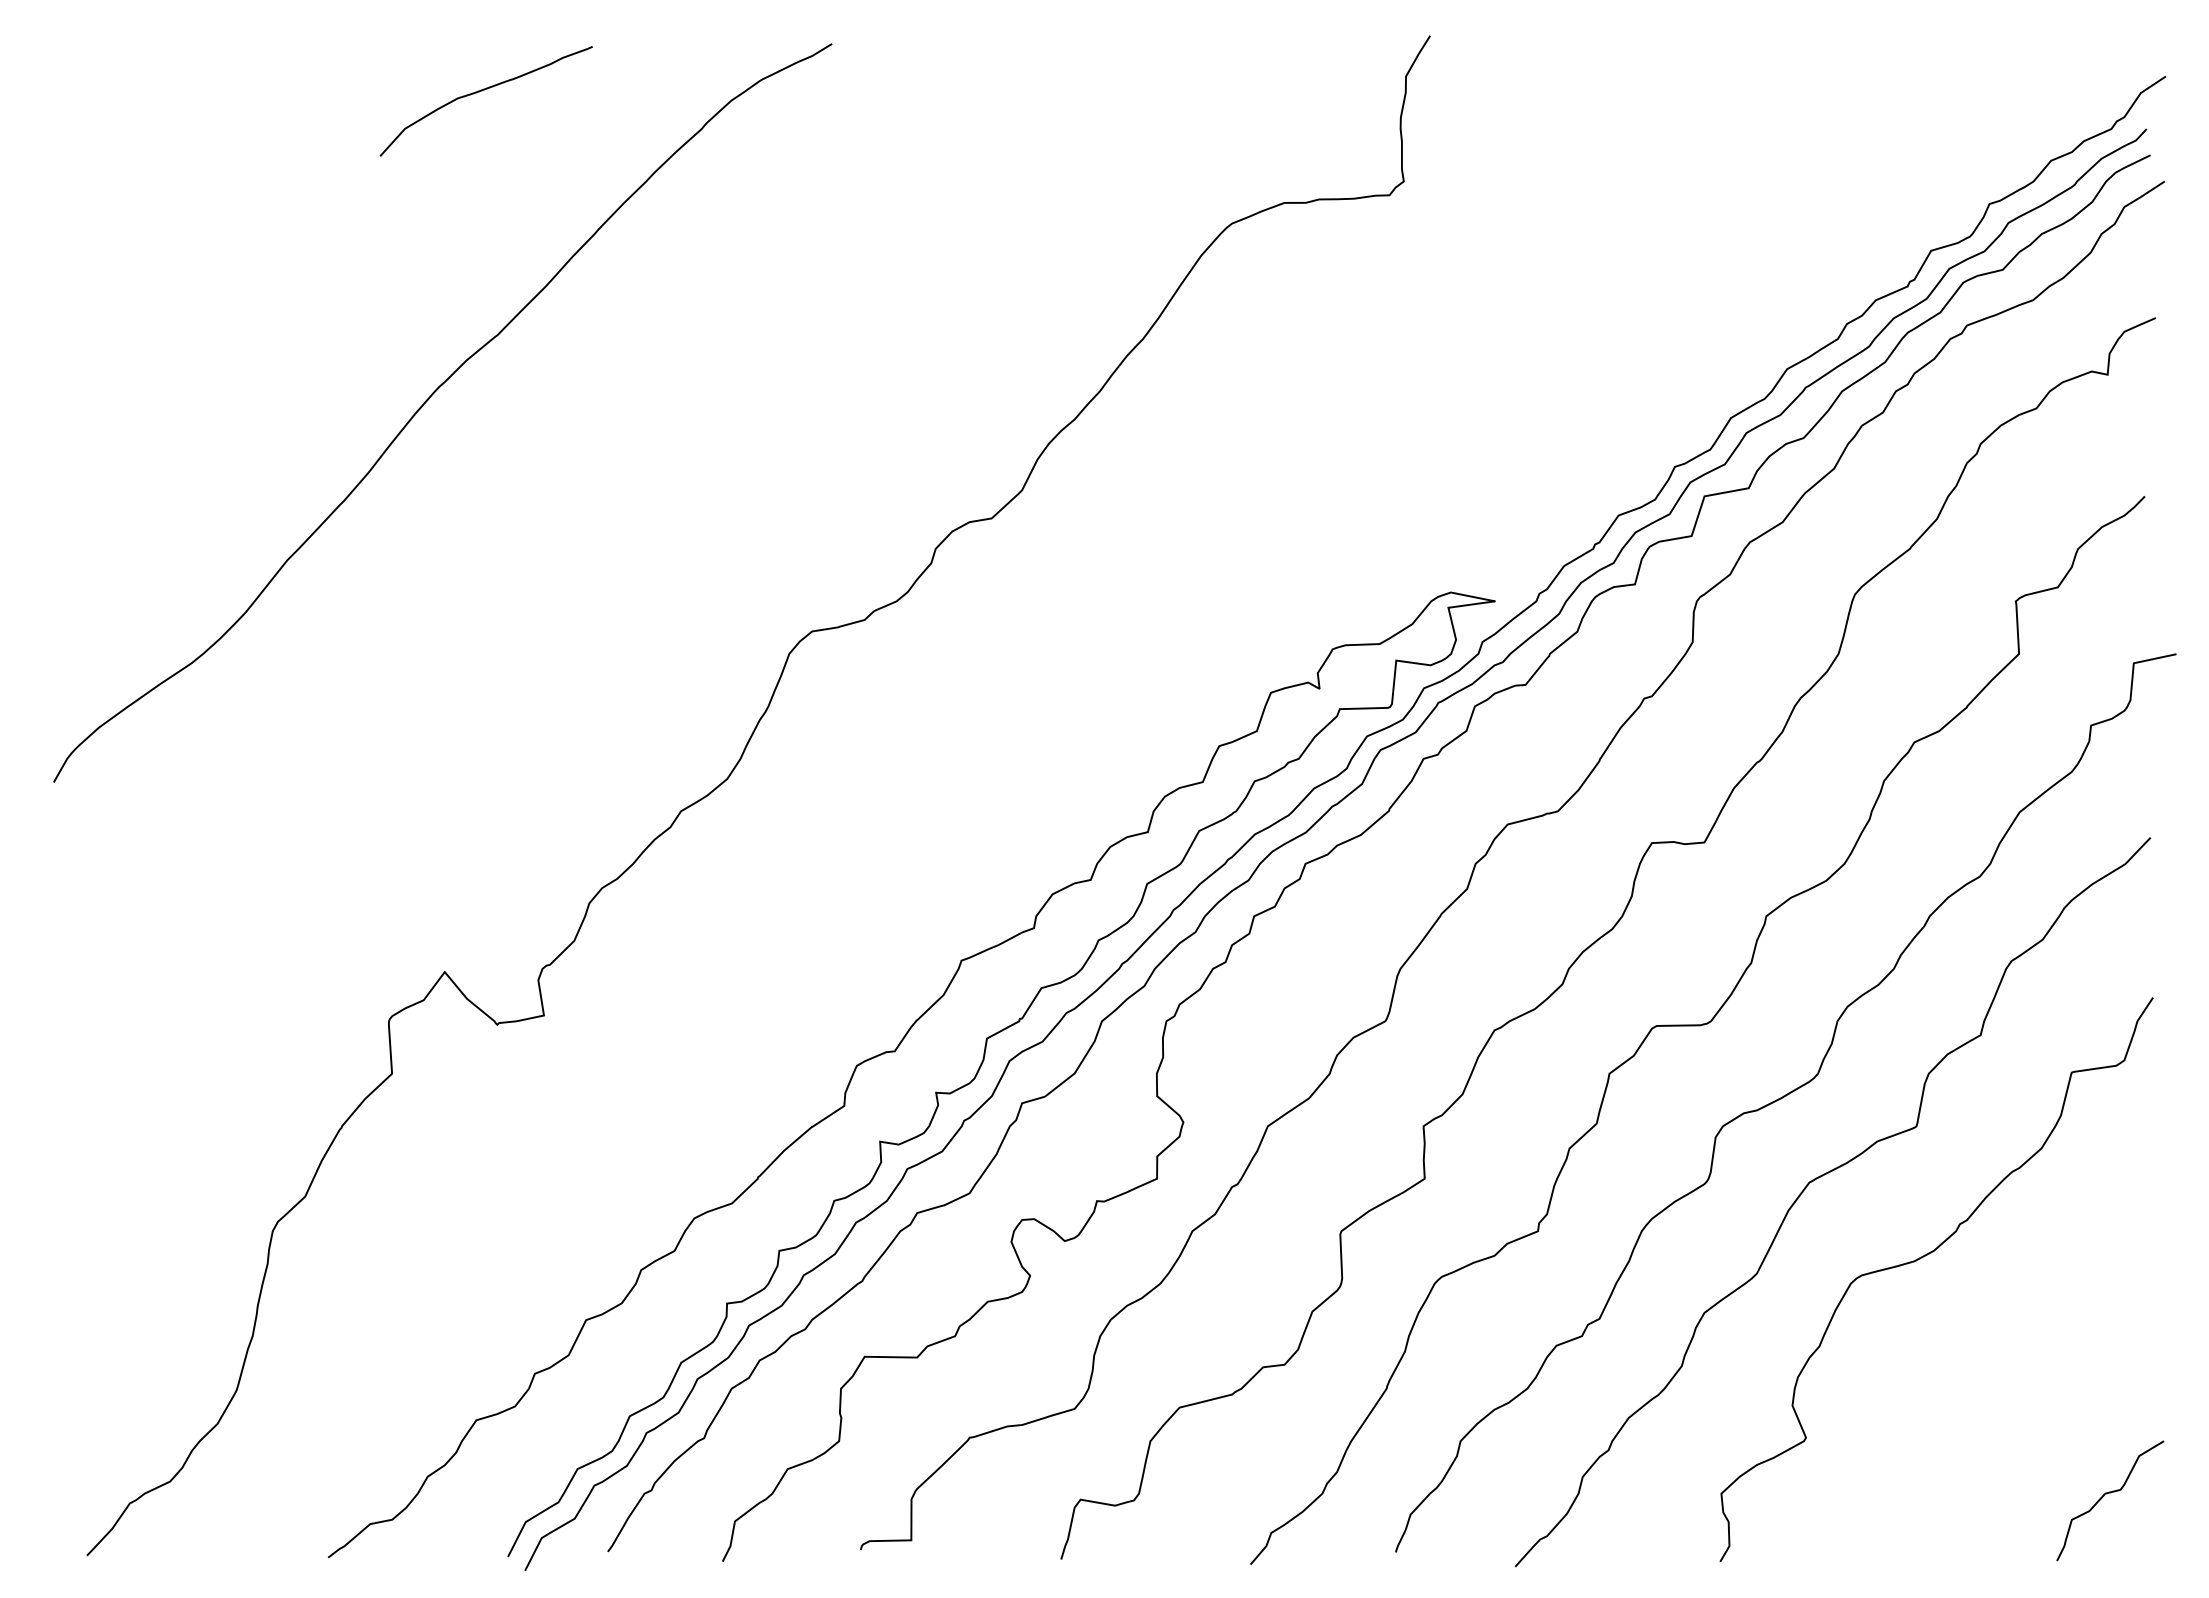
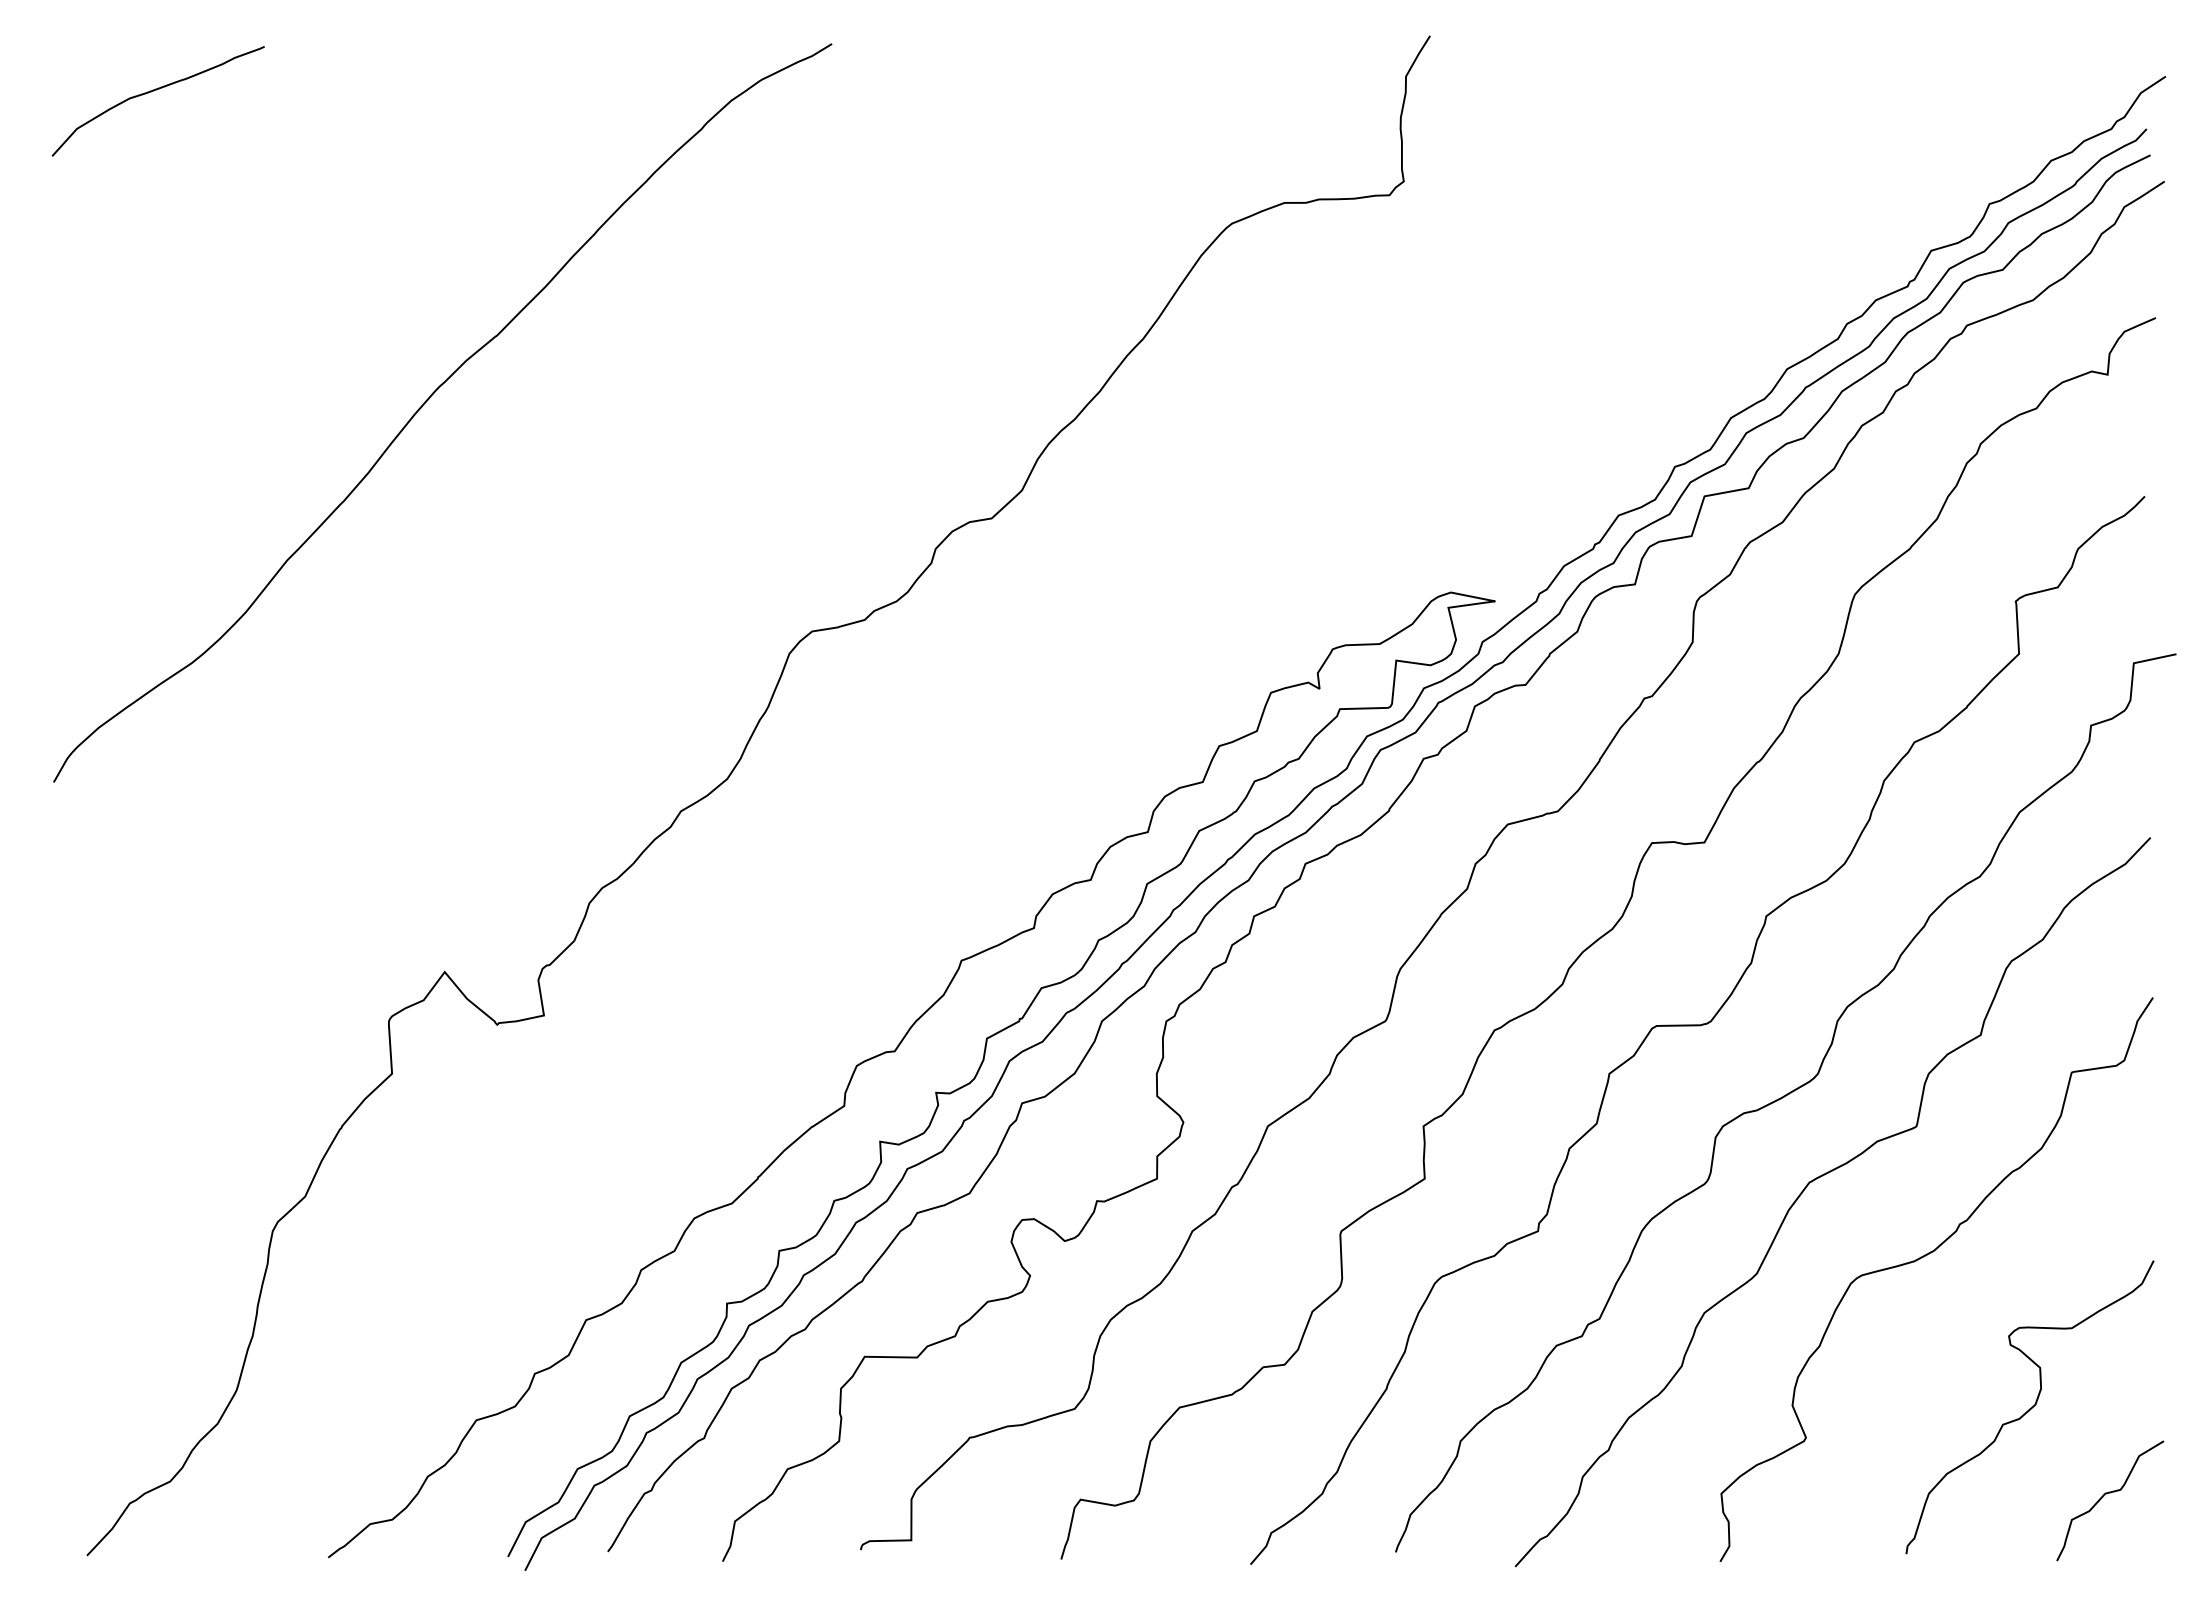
curve position: (482, 91) -> (154, 91) (154, 91)
curve: none -> present (2030, 1407)
